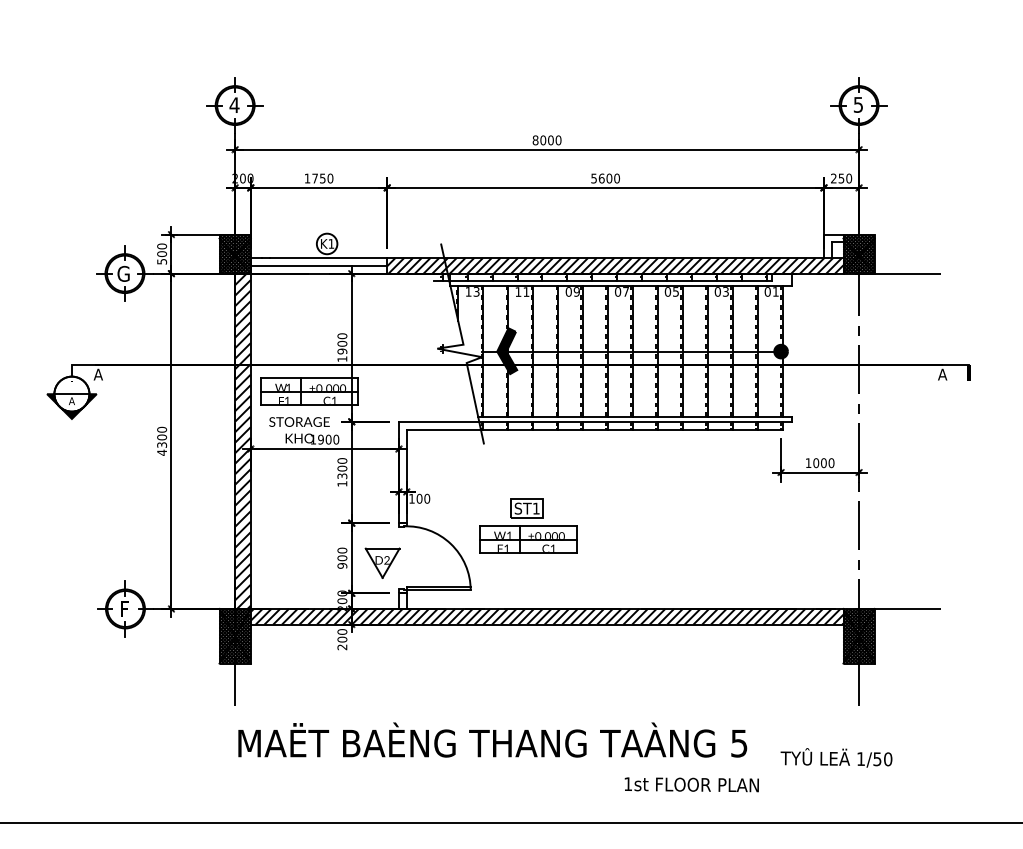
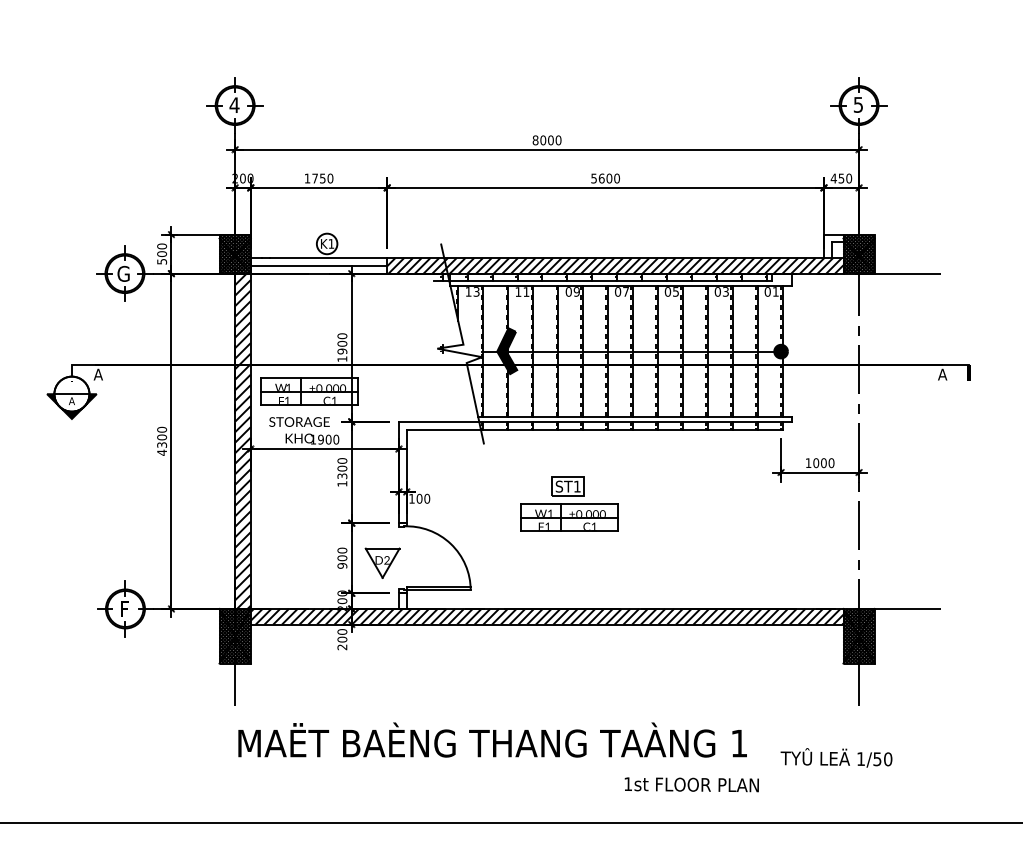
text: 250 -> 450 (833, 178)
part position: (528, 525) -> (569, 503) (569, 503)
text: 5 -> 1 (739, 743)
